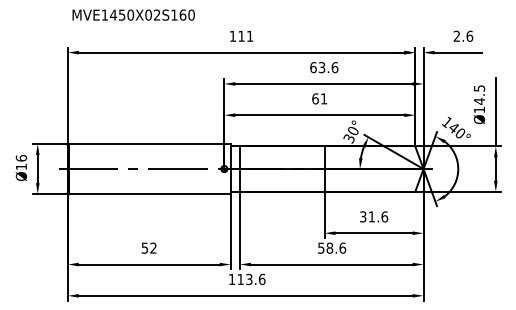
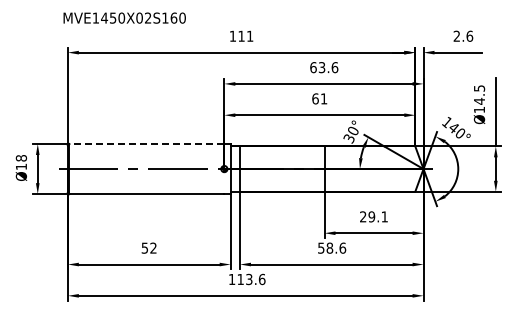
text position: (133, 14) -> (124, 17) (124, 17)
line: solid -> dashed (146, 144)
text: Ø16 -> Ø18 (20, 157)
text: 31.6 -> 29.1 (374, 216)
